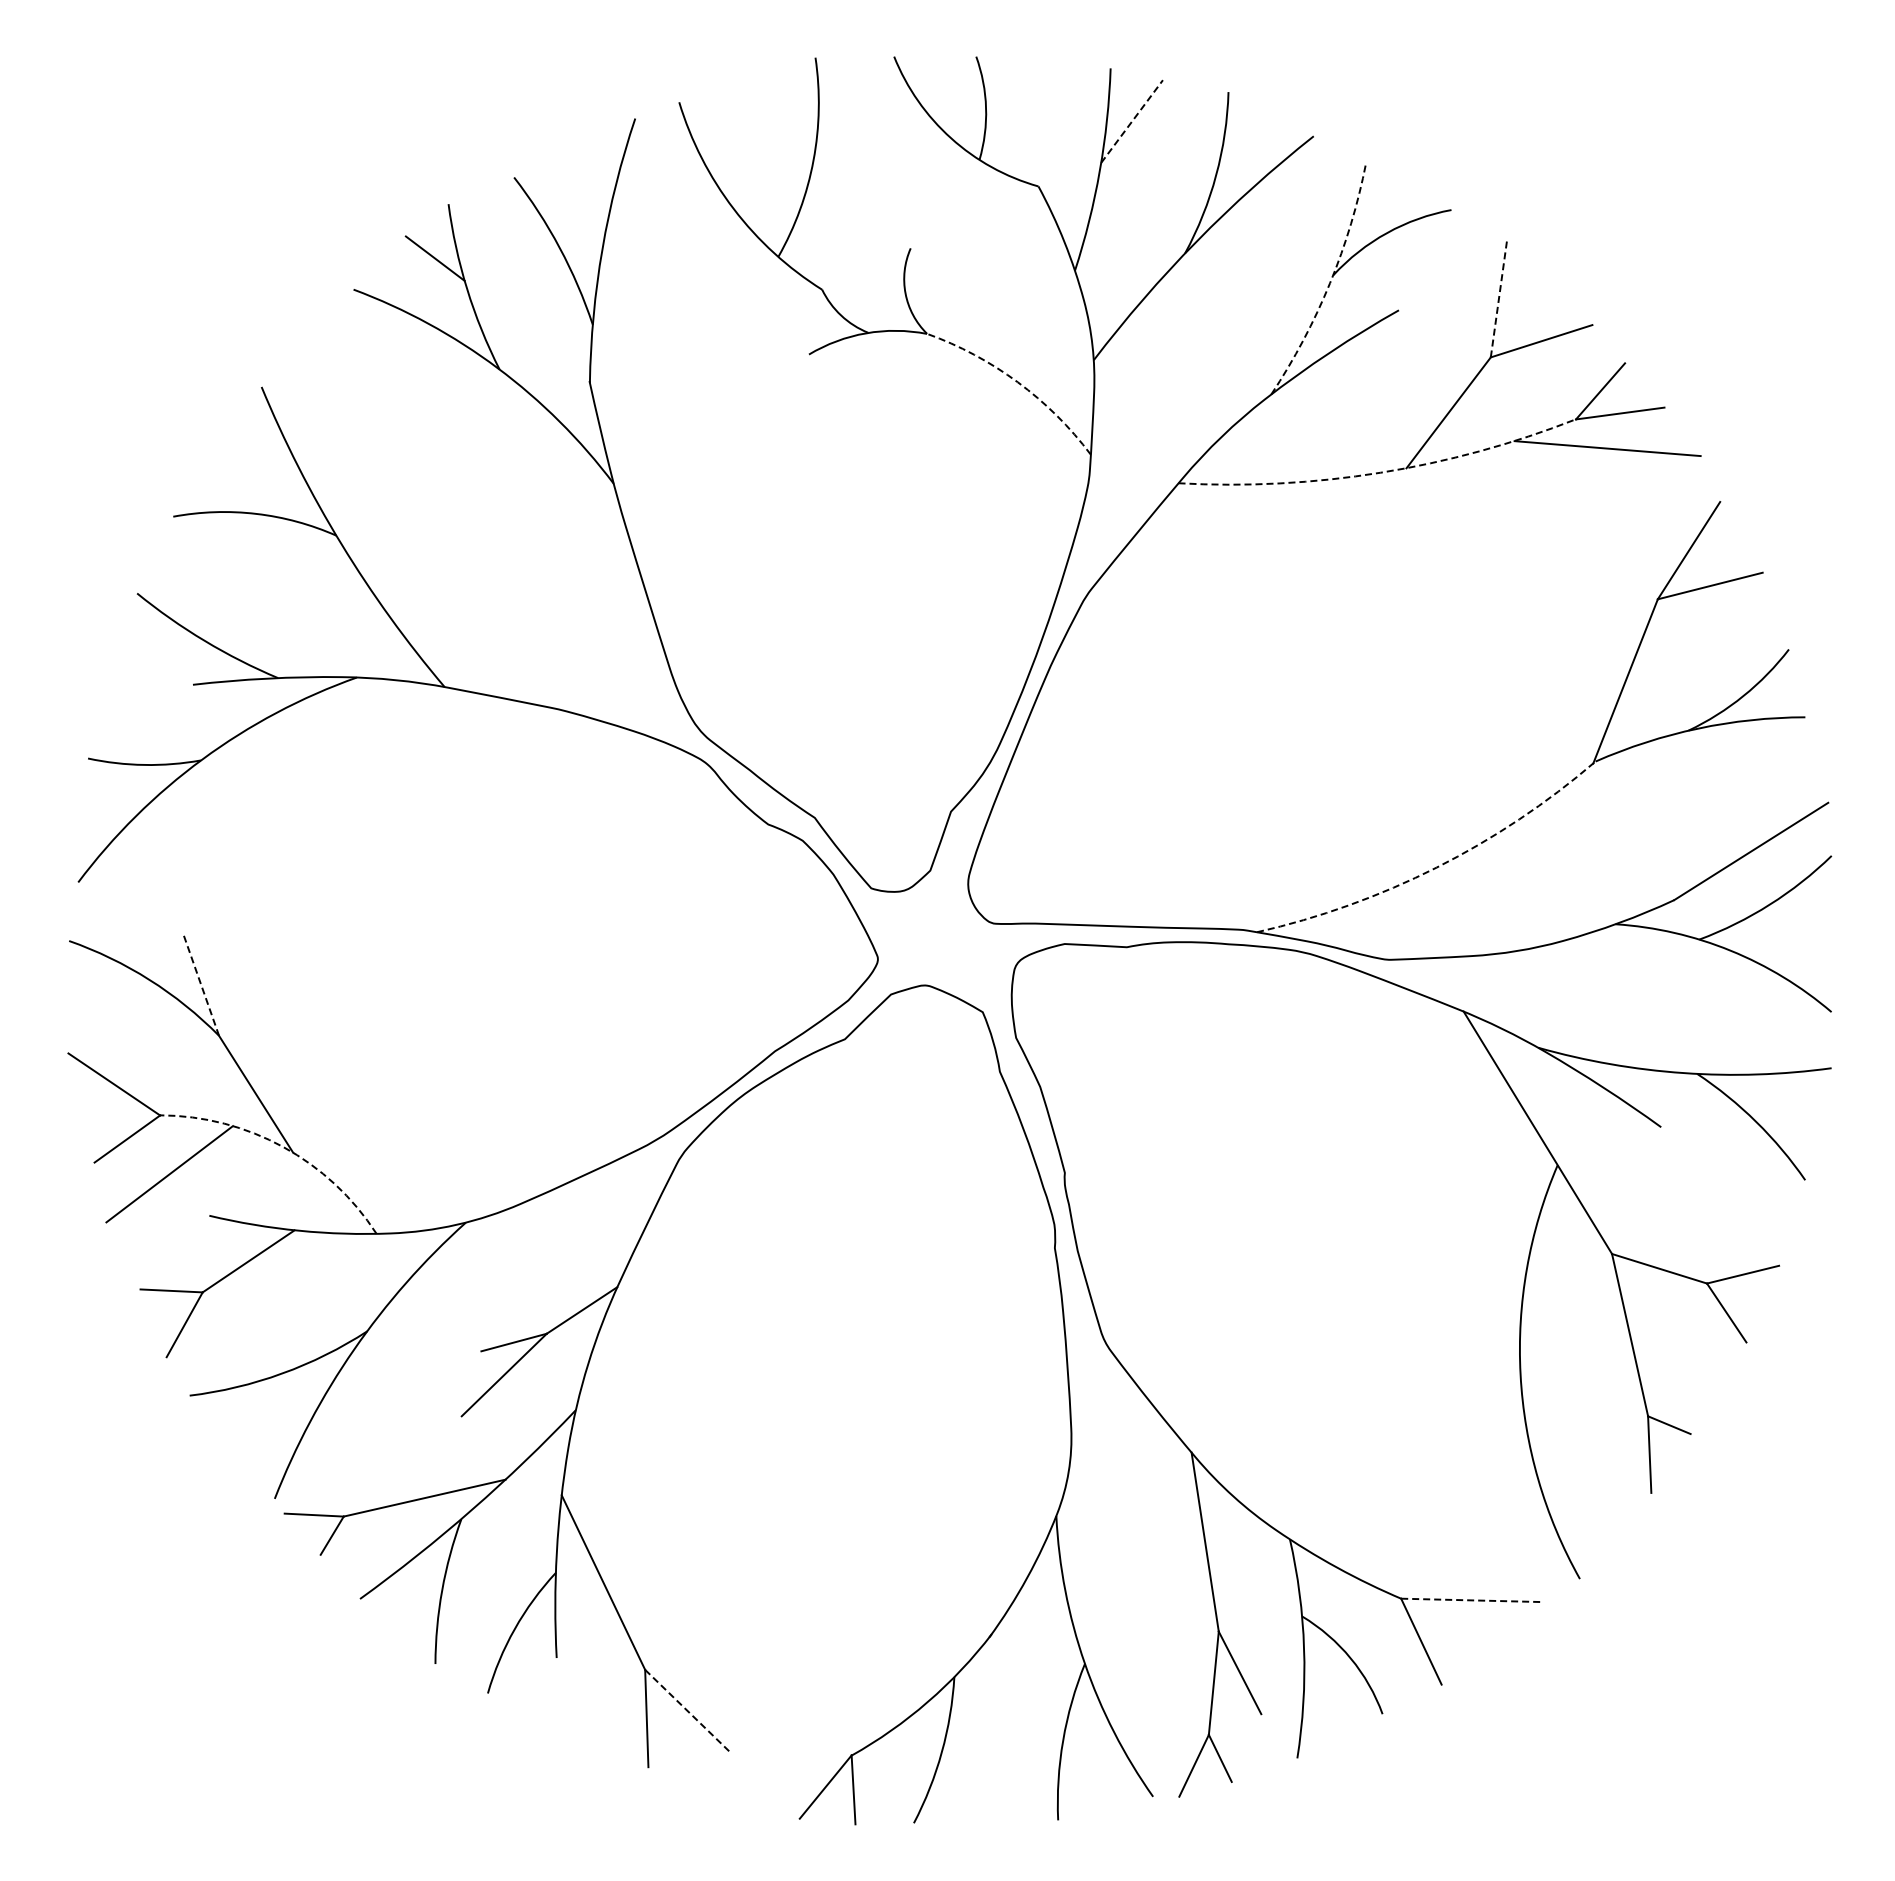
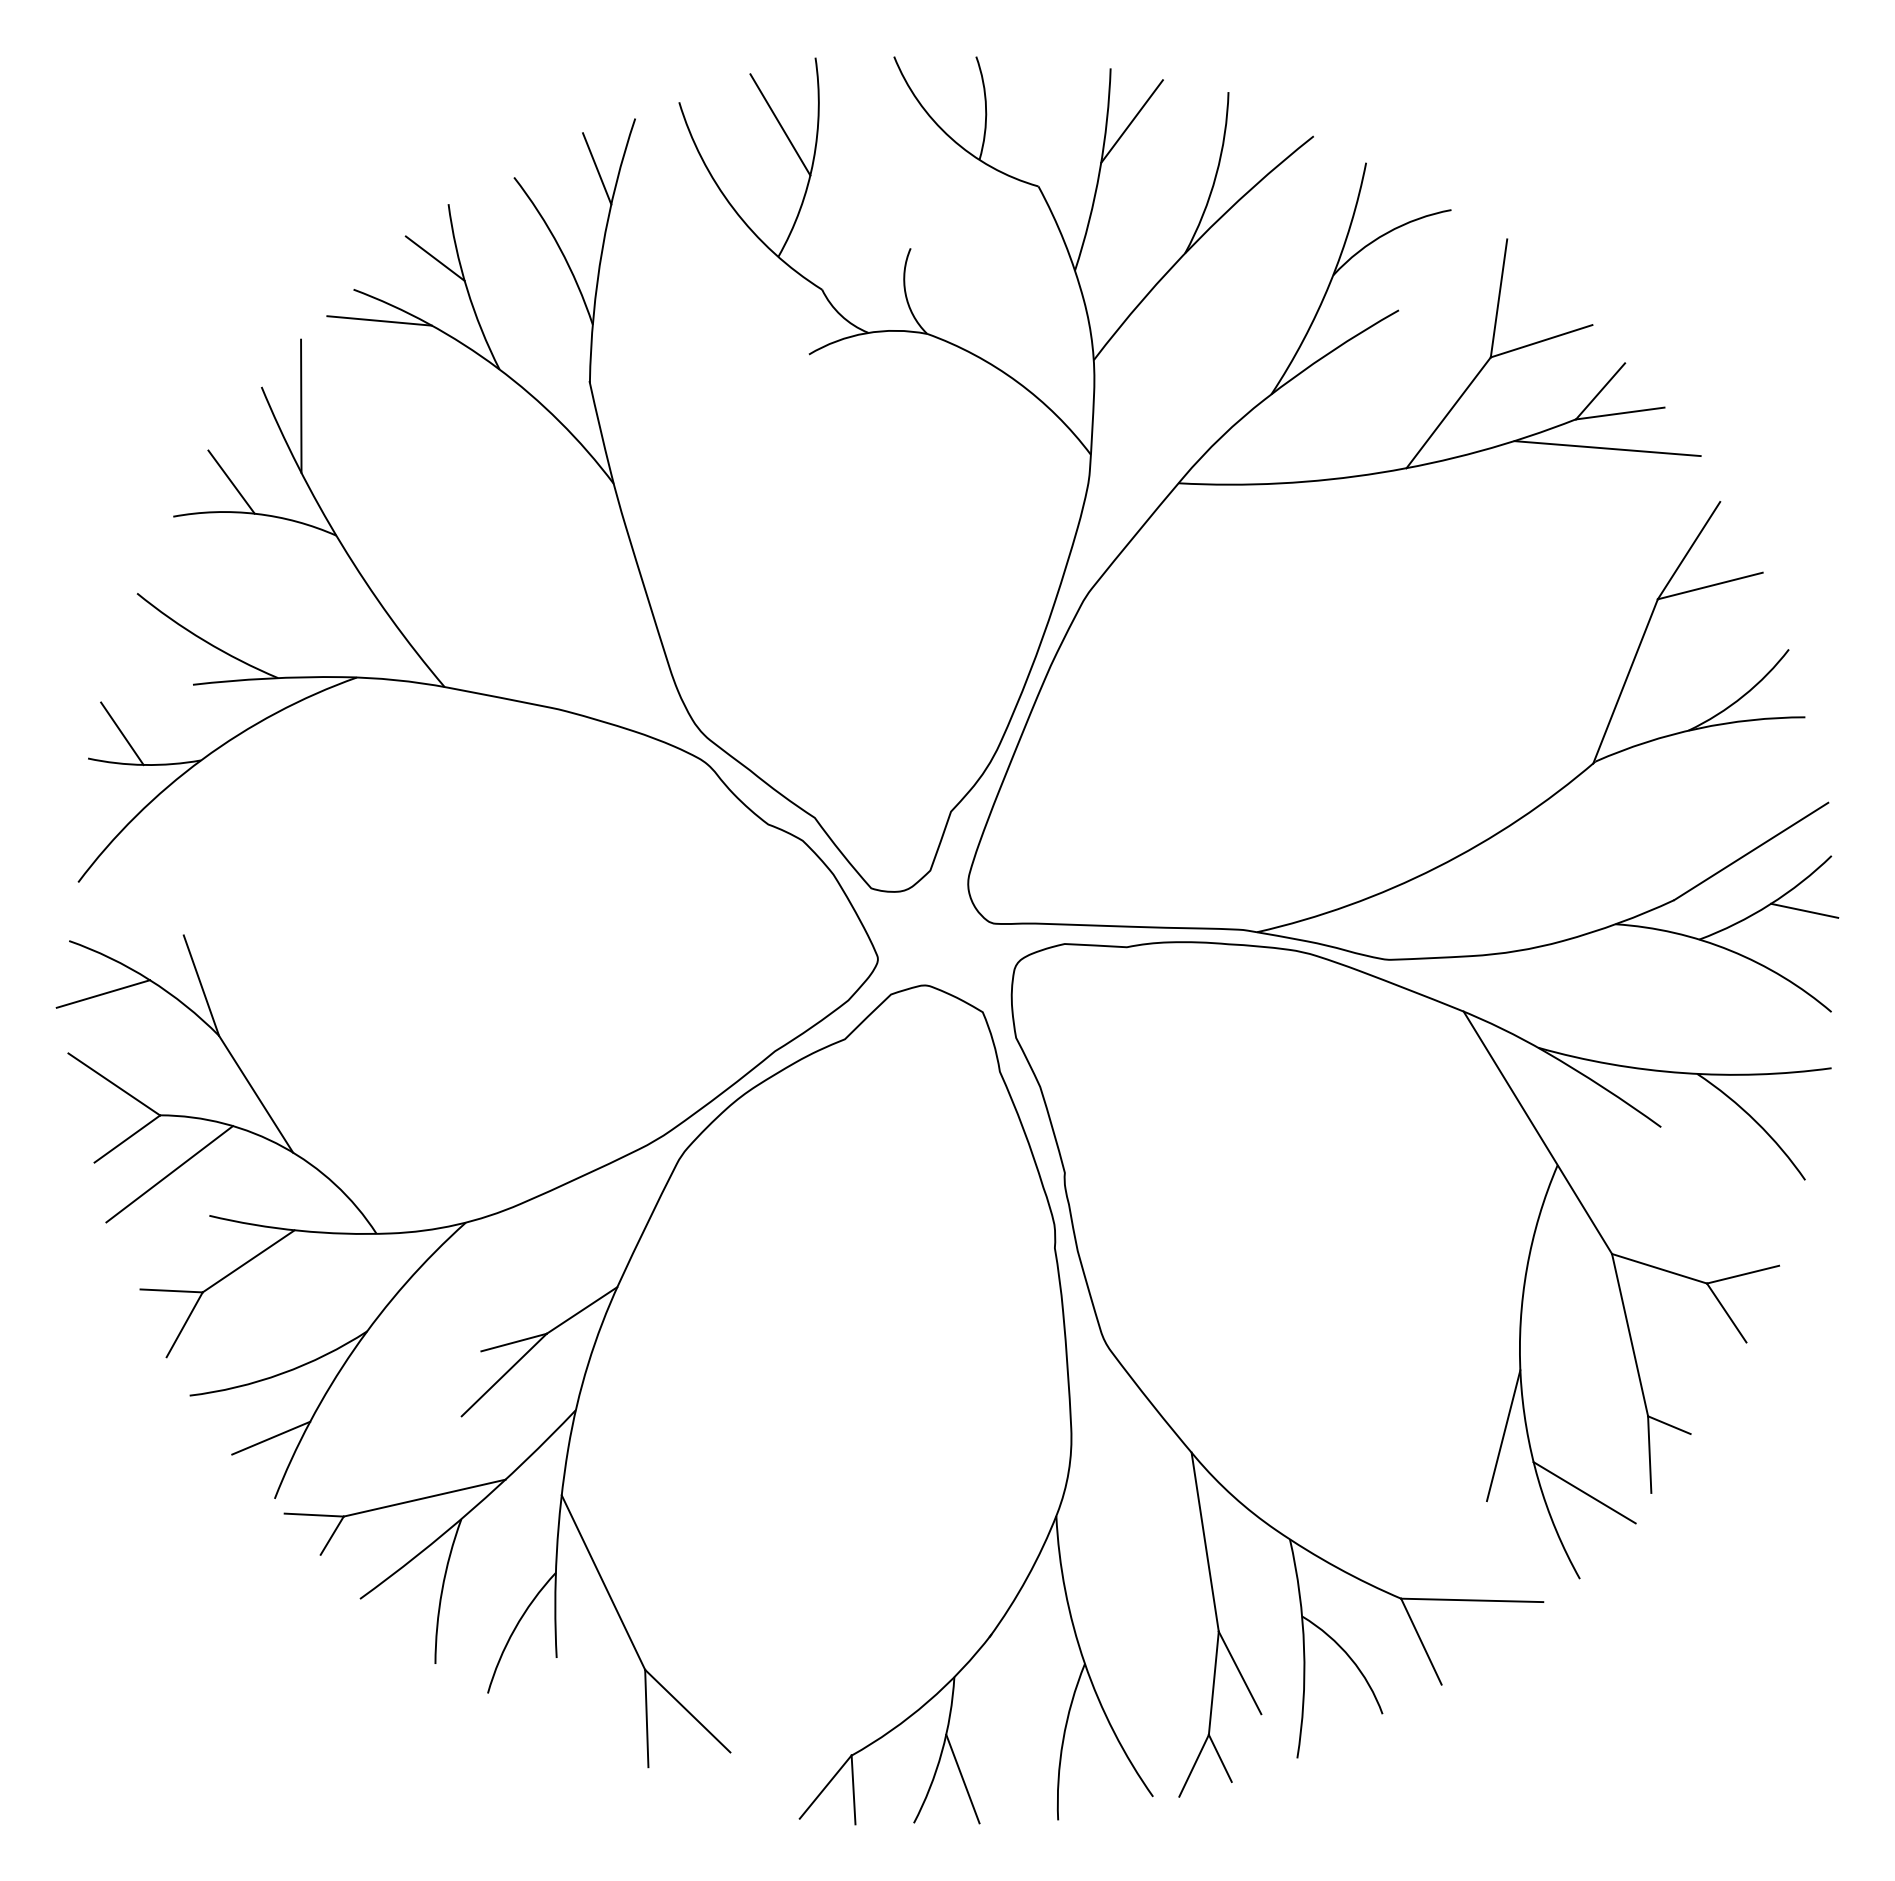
line: dashed -> solid (1132, 121)
line: none -> present (780, 124)
line: none -> present (597, 168)
arc: dashed -> solid (1330, 283)
line: dashed -> solid (1499, 298)
line: none -> present (379, 320)
arc: dashed -> solid (1017, 382)
line: none -> present (301, 405)
arc: dashed -> solid (1380, 472)
line: none -> present (231, 481)
line: none -> present (122, 733)
arc: dashed -> solid (1436, 867)
line: none -> present (1804, 910)
line: dashed -> solid (201, 985)
line: none -> present (103, 993)
arc: dashed -> solid (283, 1147)
line: none -> present (1503, 1435)
line: none -> present (271, 1437)
line: none -> present (1584, 1492)
line: dashed -> solid (1472, 1600)
line: dashed -> solid (688, 1711)
line: none -> present (962, 1778)
